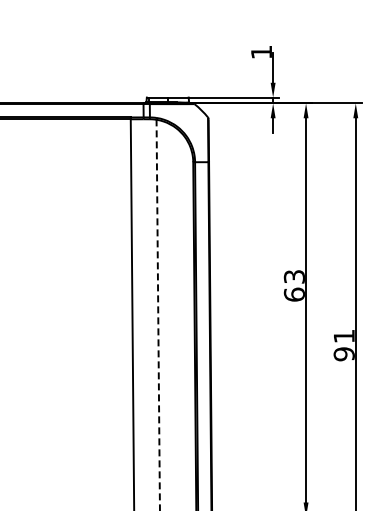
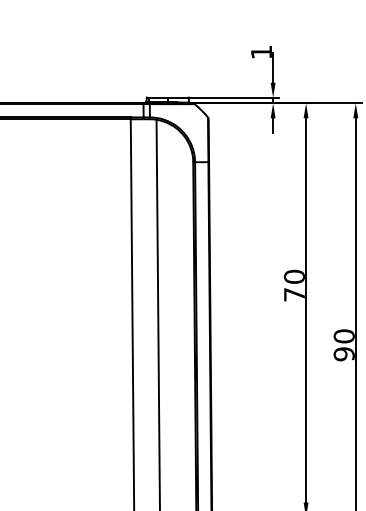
text: 63 -> 70 (293, 285)
line: dashed -> solid (158, 314)
text: 91 -> 90 (343, 336)
